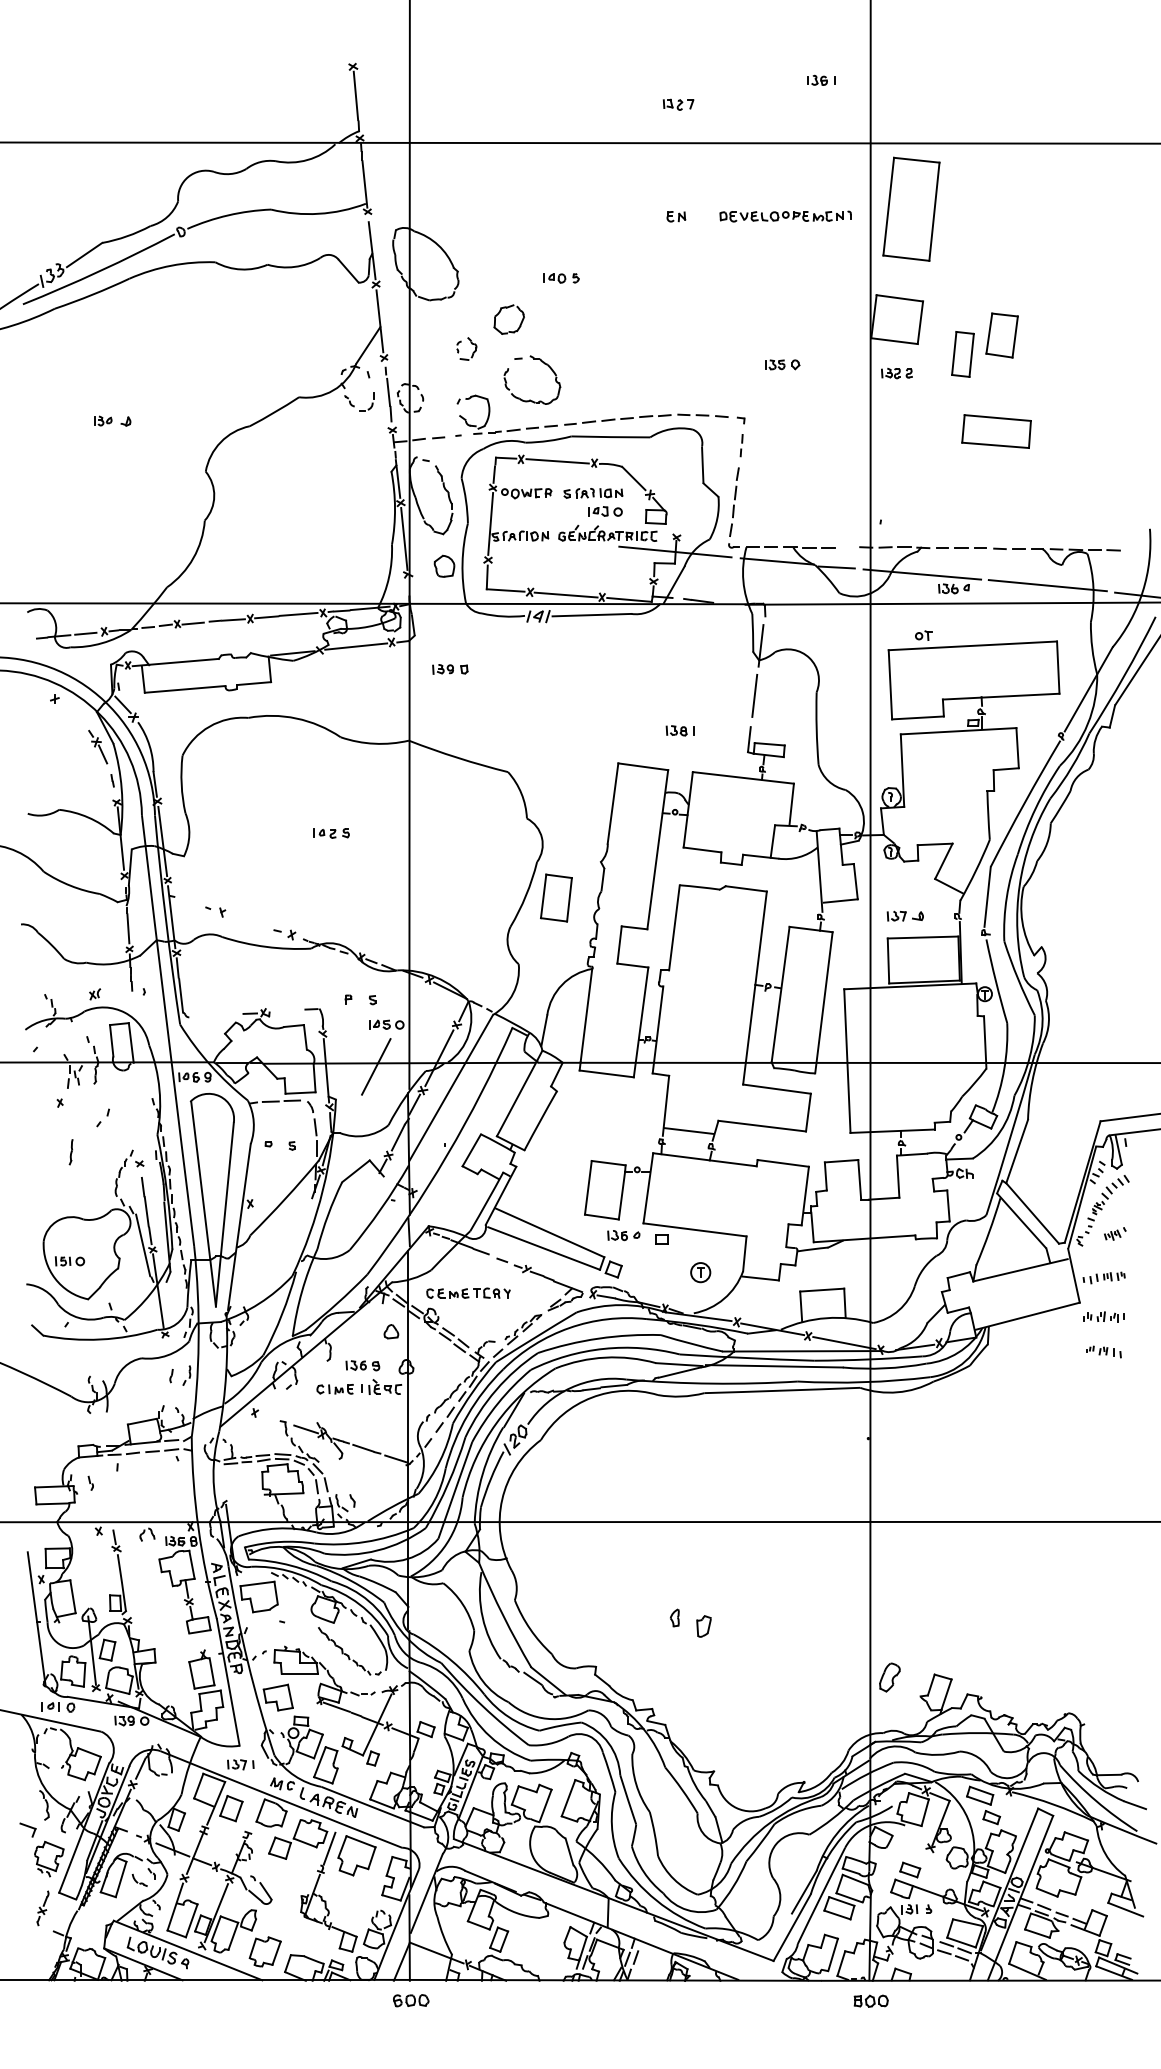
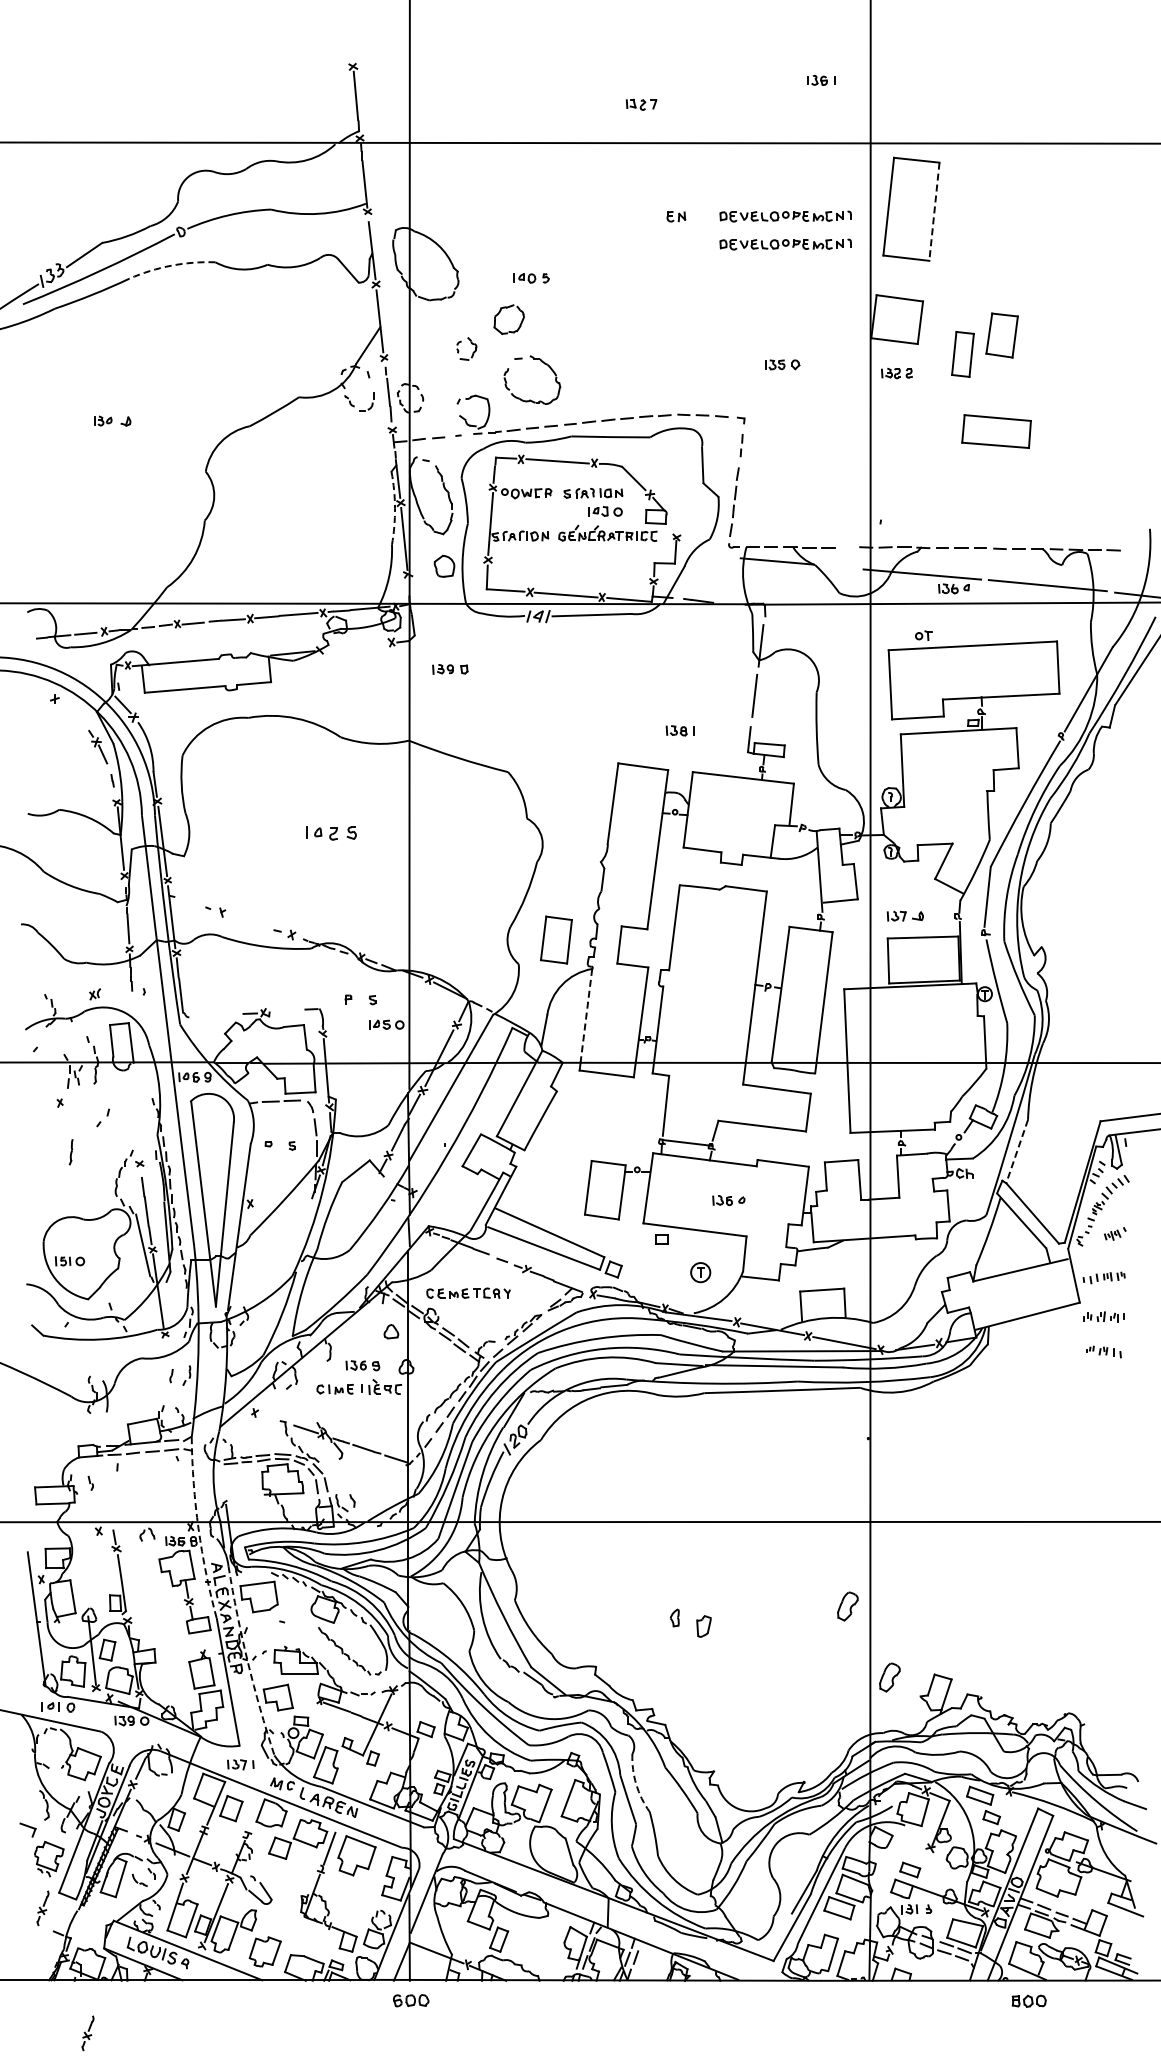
part position: (678, 104) -> (641, 104) (641, 104)
line: solid -> dashed (934, 212)
part: none -> present (785, 244)
arc: solid -> dashed (171, 265)
part position: (561, 278) -> (531, 278) (531, 278)
arc: solid -> dashed (395, 508)
line: present -> none (675, 551)
line: present -> none (836, 567)
line: present -> none (356, 646)
part size: 37x11 px -> 51x15 px (331, 833)
part position: (556, 897) -> (556, 939) (556, 939)
line: solid -> dashed (586, 1016)
line: present -> none (376, 1066)
line position: (688, 1130) -> (687, 1142) (687, 1142)
line: solid -> dashed (1016, 1152)
part position: (623, 1235) -> (728, 1200) (728, 1200)
arc: solid -> dashed (198, 1528)
part: none -> present (847, 1606)
arc: solid -> dashed (247, 1661)
arc: solid -> dashed (636, 1784)
part position: (870, 2000) -> (1028, 2000) (1028, 2000)
part: none -> present (87, 2033)
